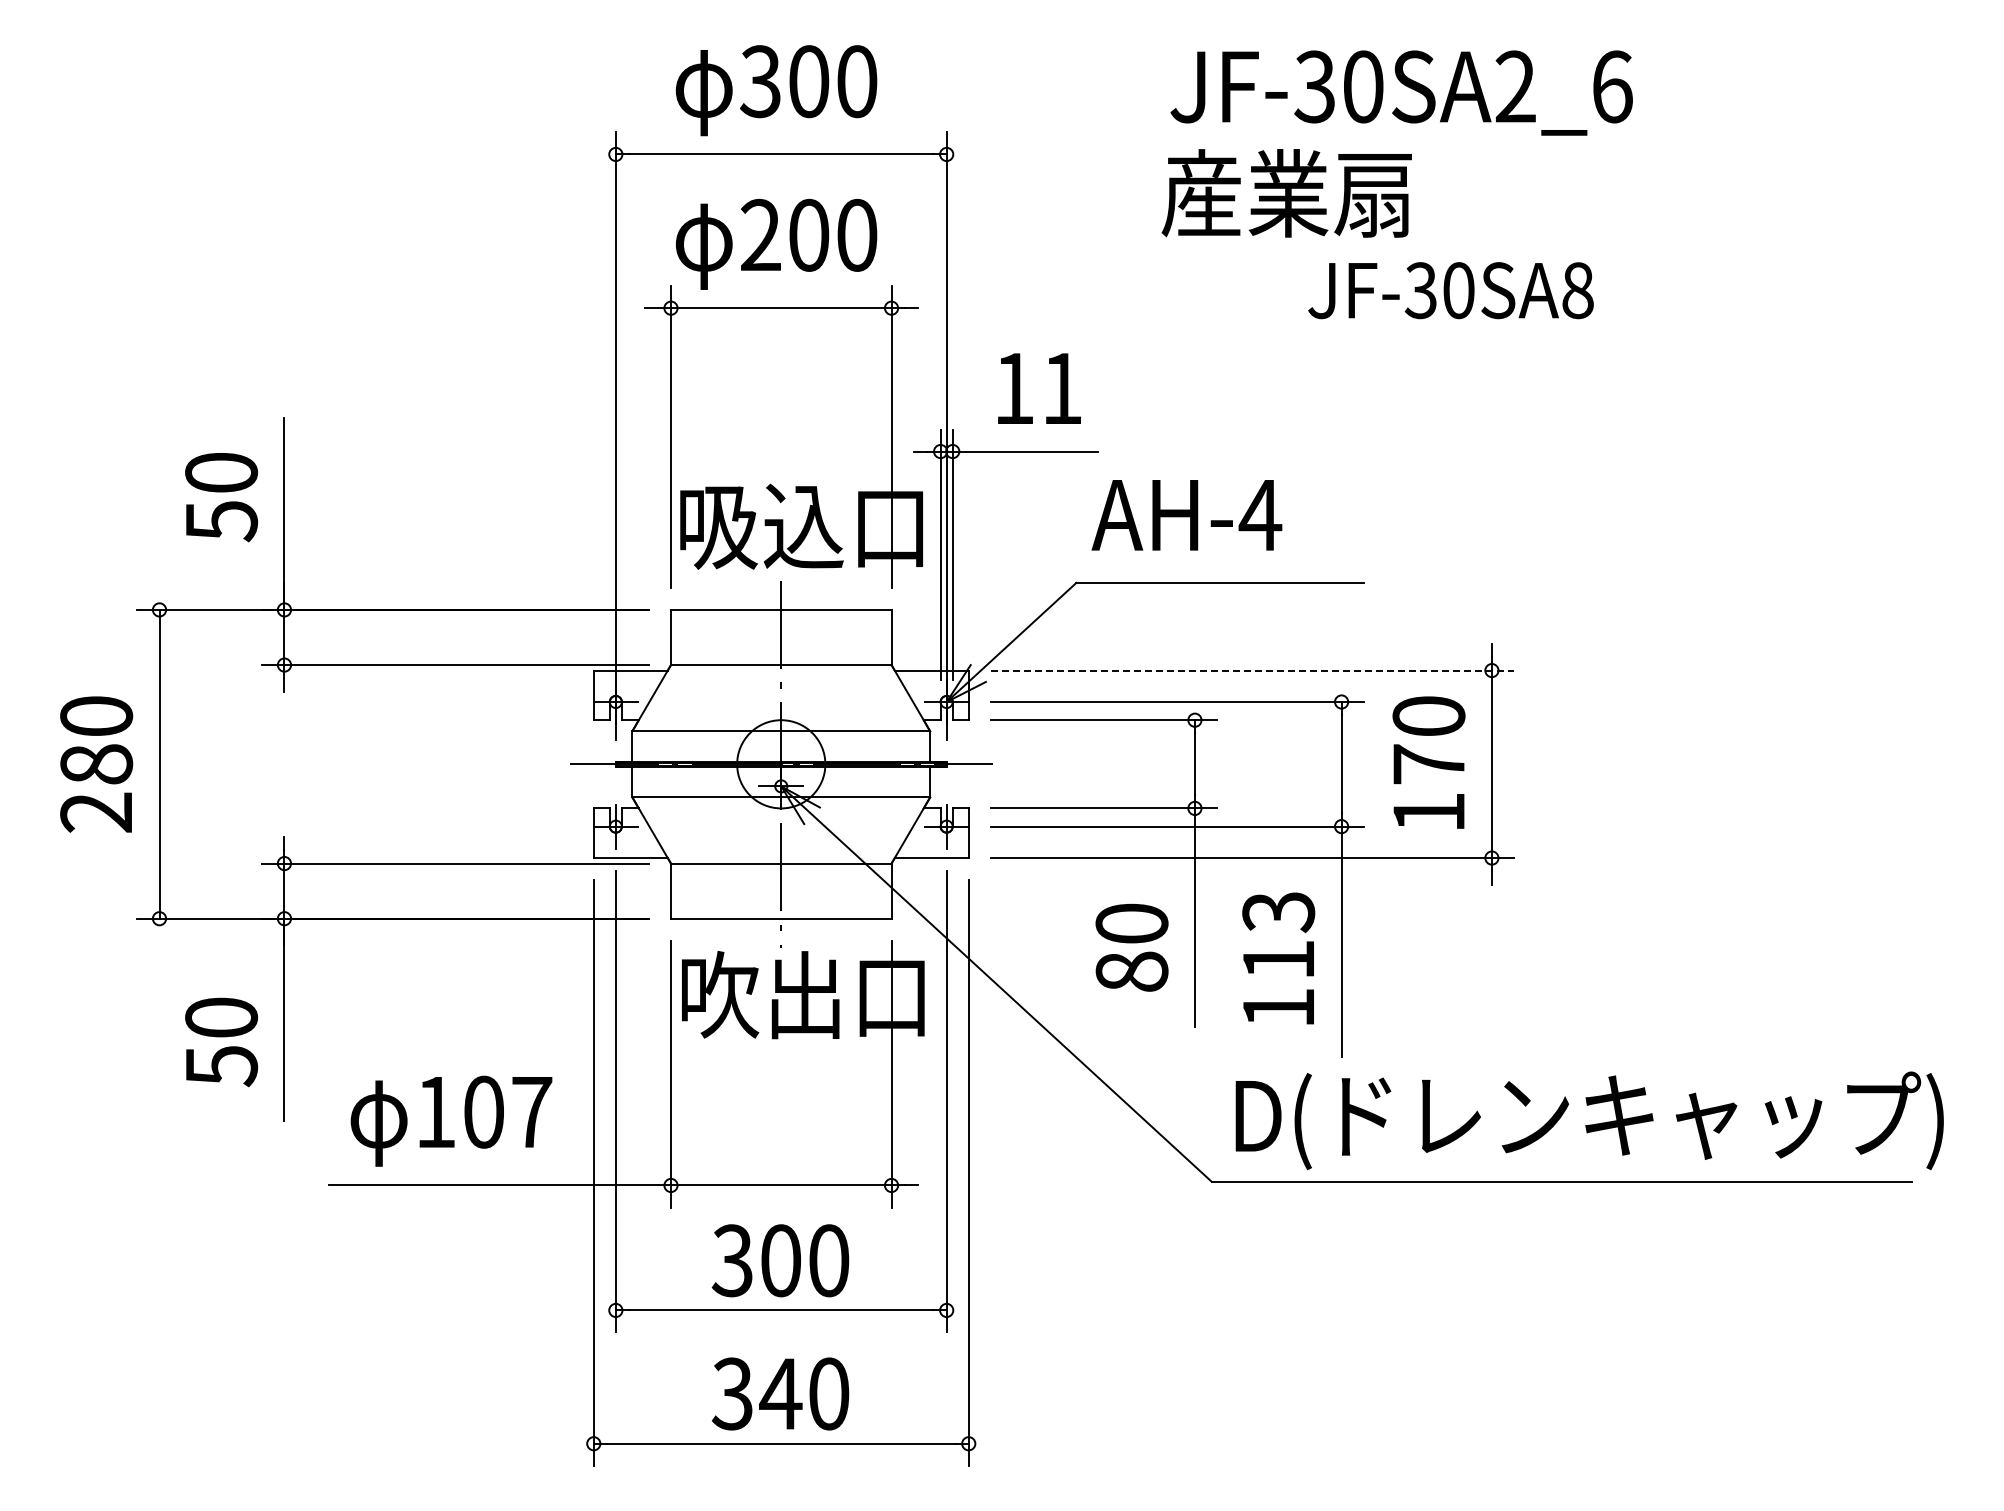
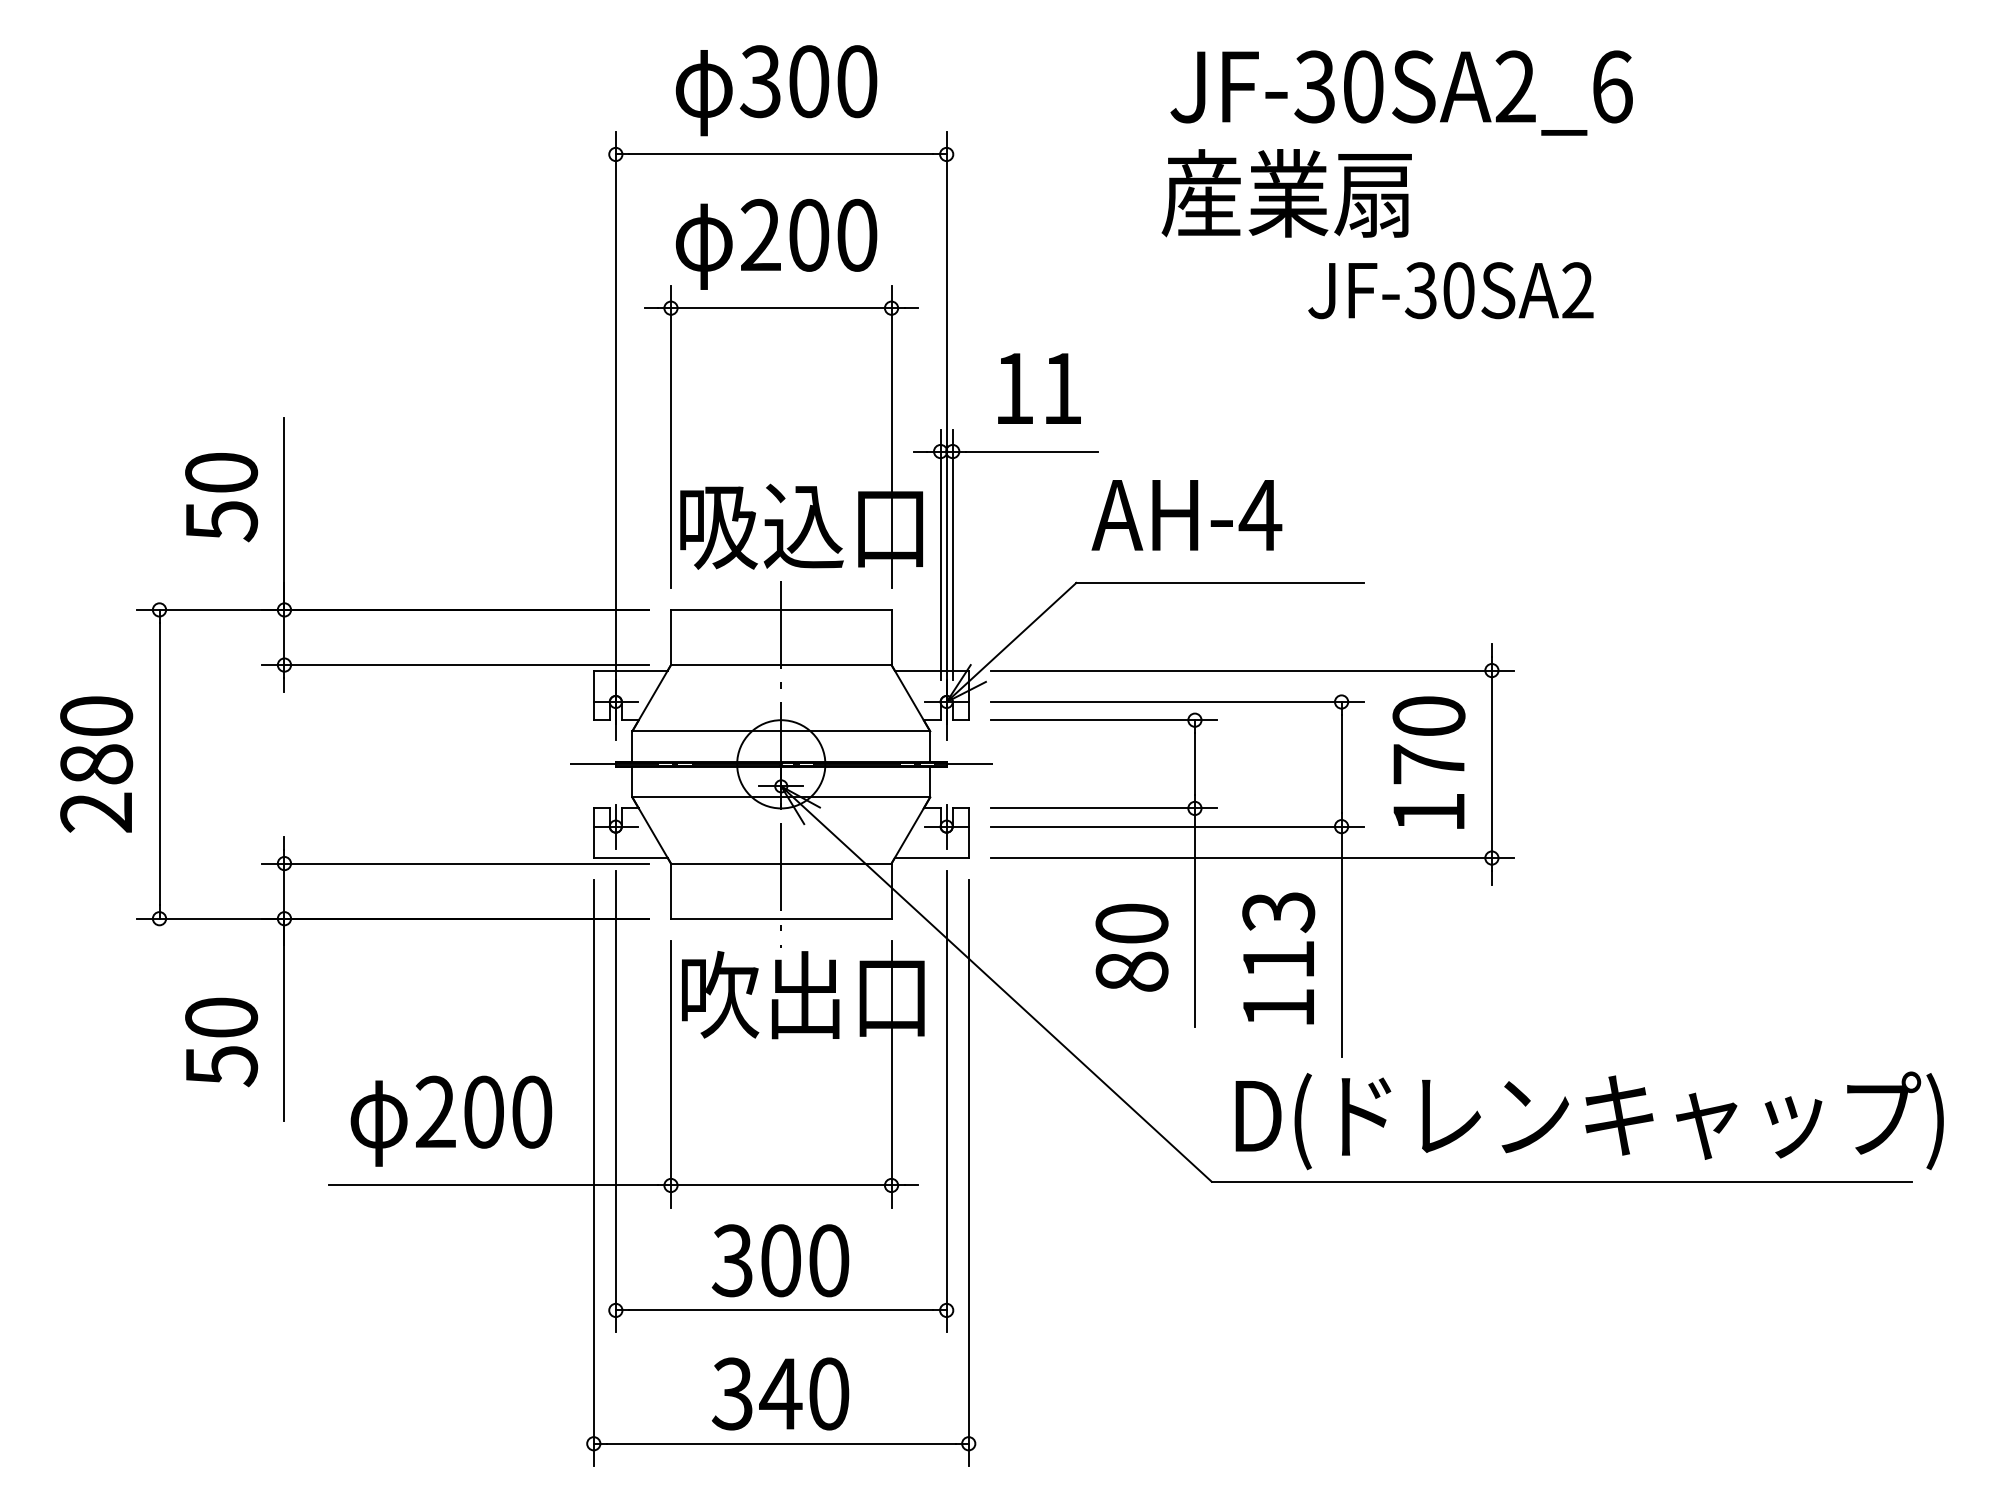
text: JF-30SA8 -> JF-30SA2 (1577, 290)
line: dashed -> solid (1252, 670)
text: 107 -> 200 (483, 1111)
